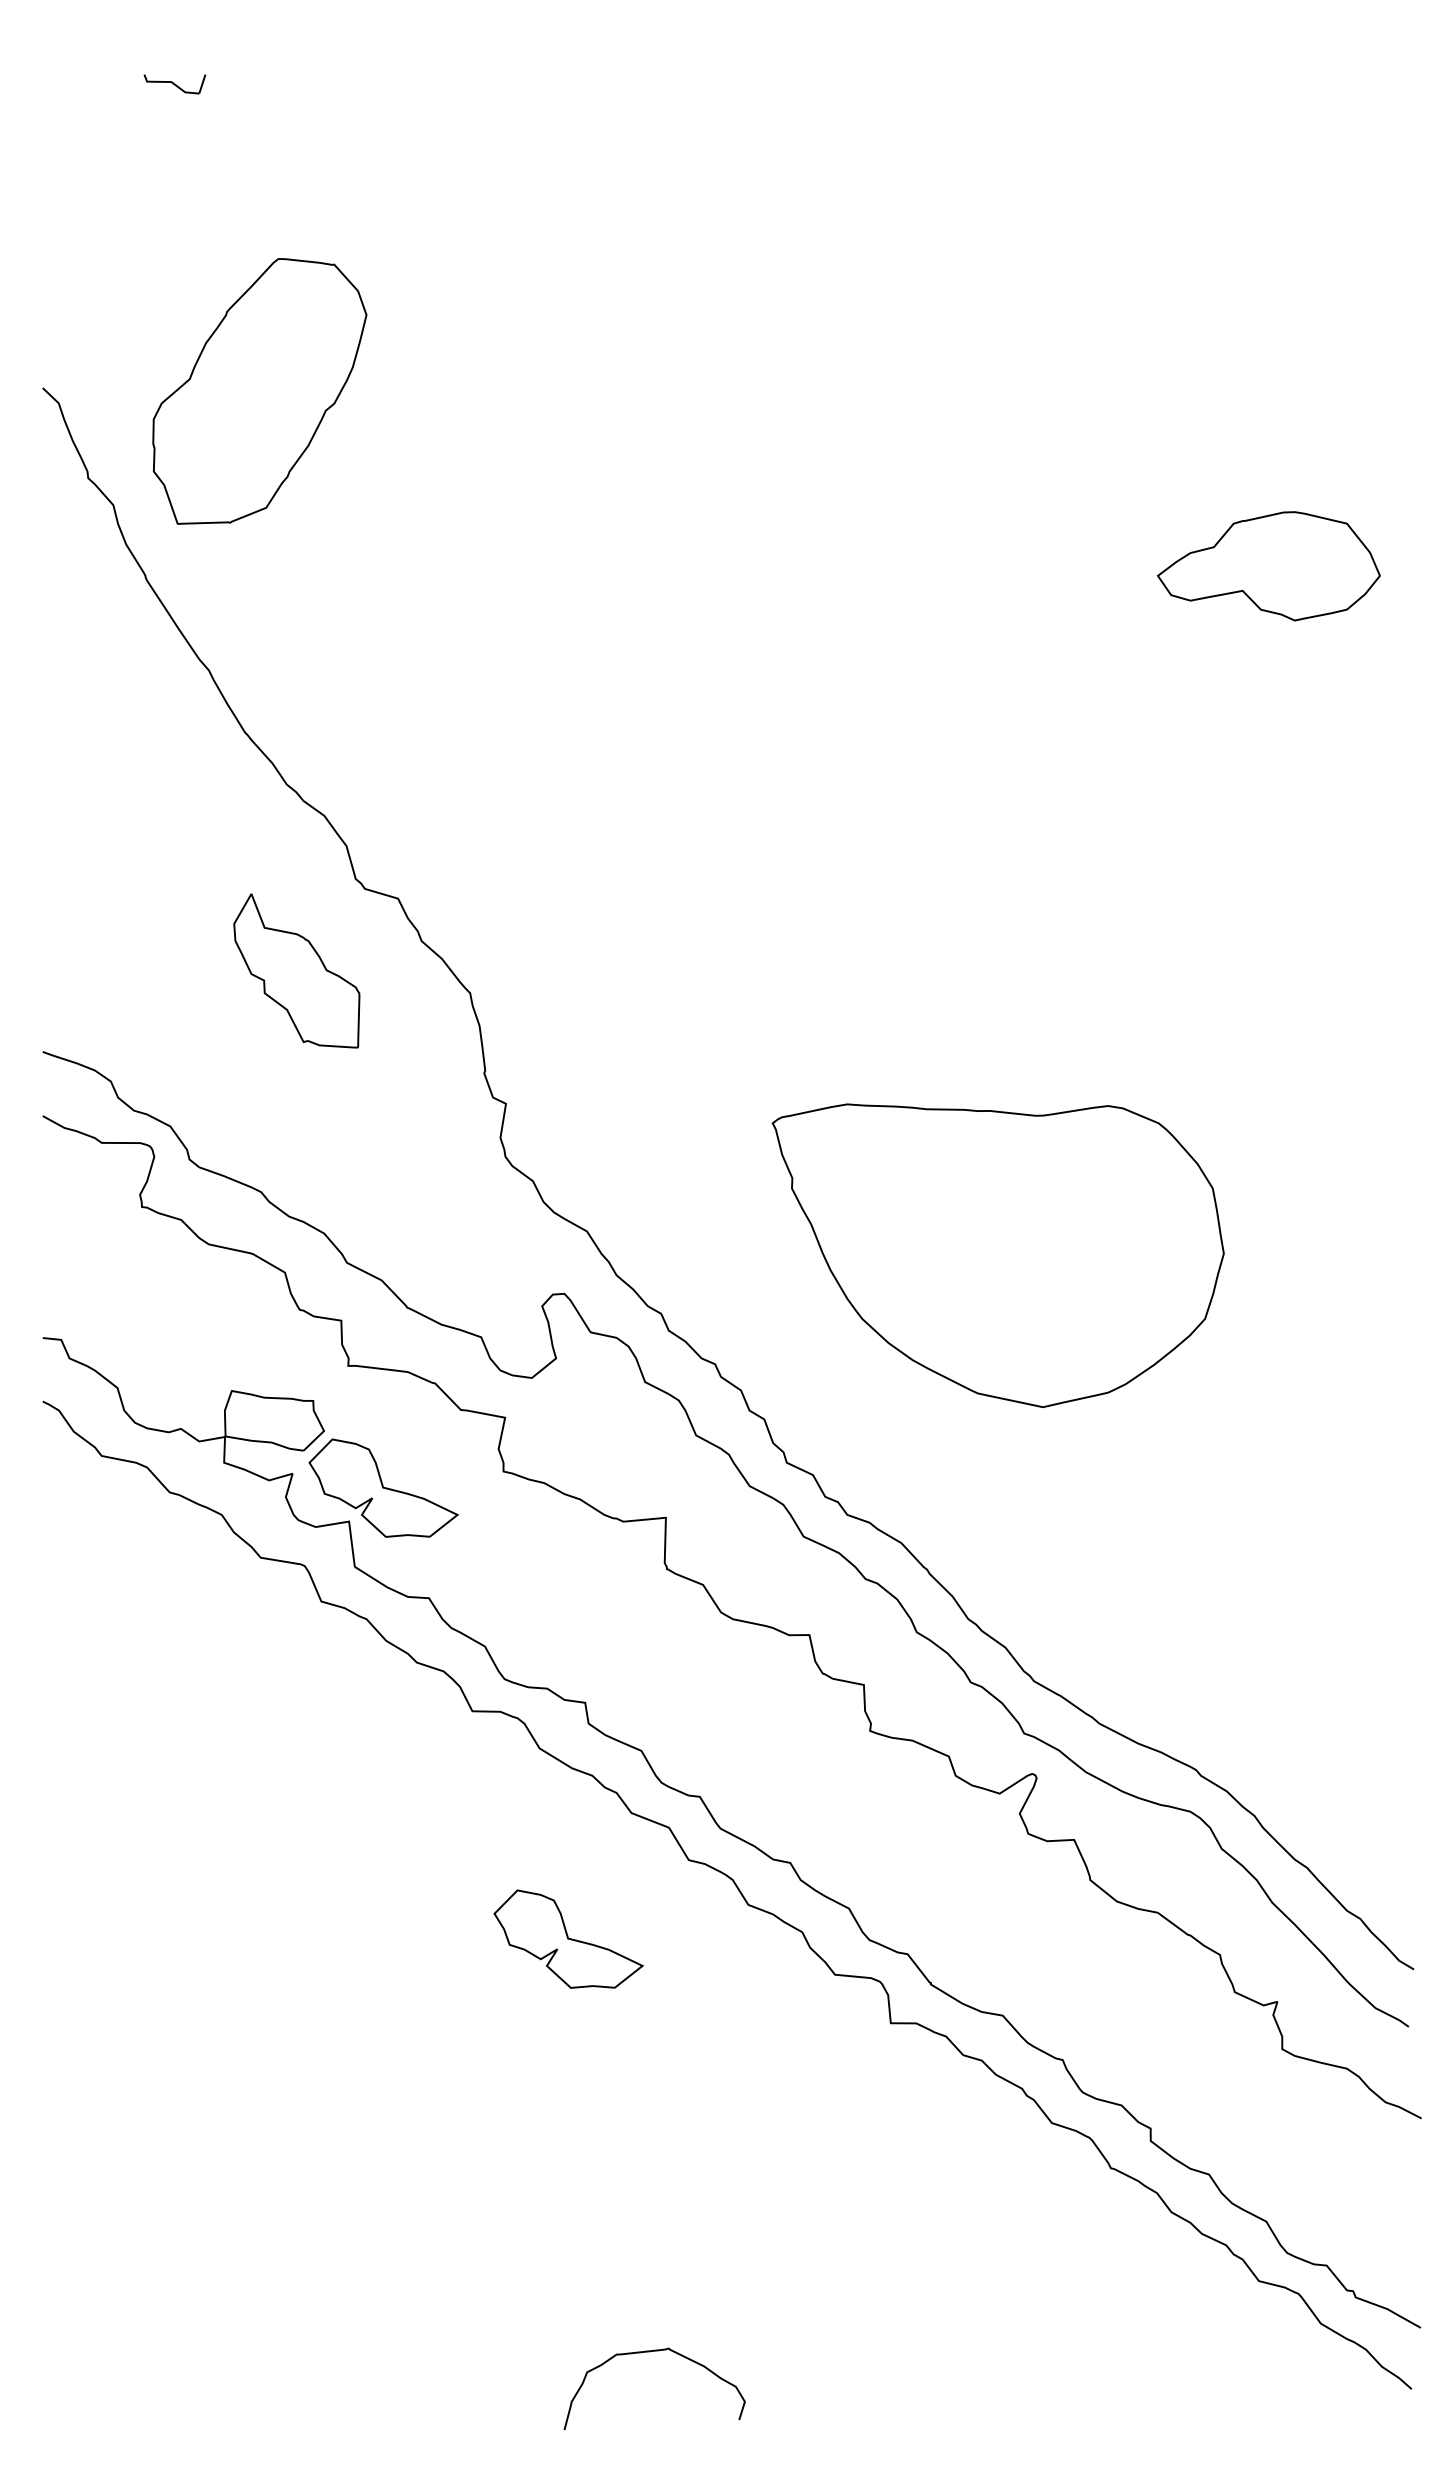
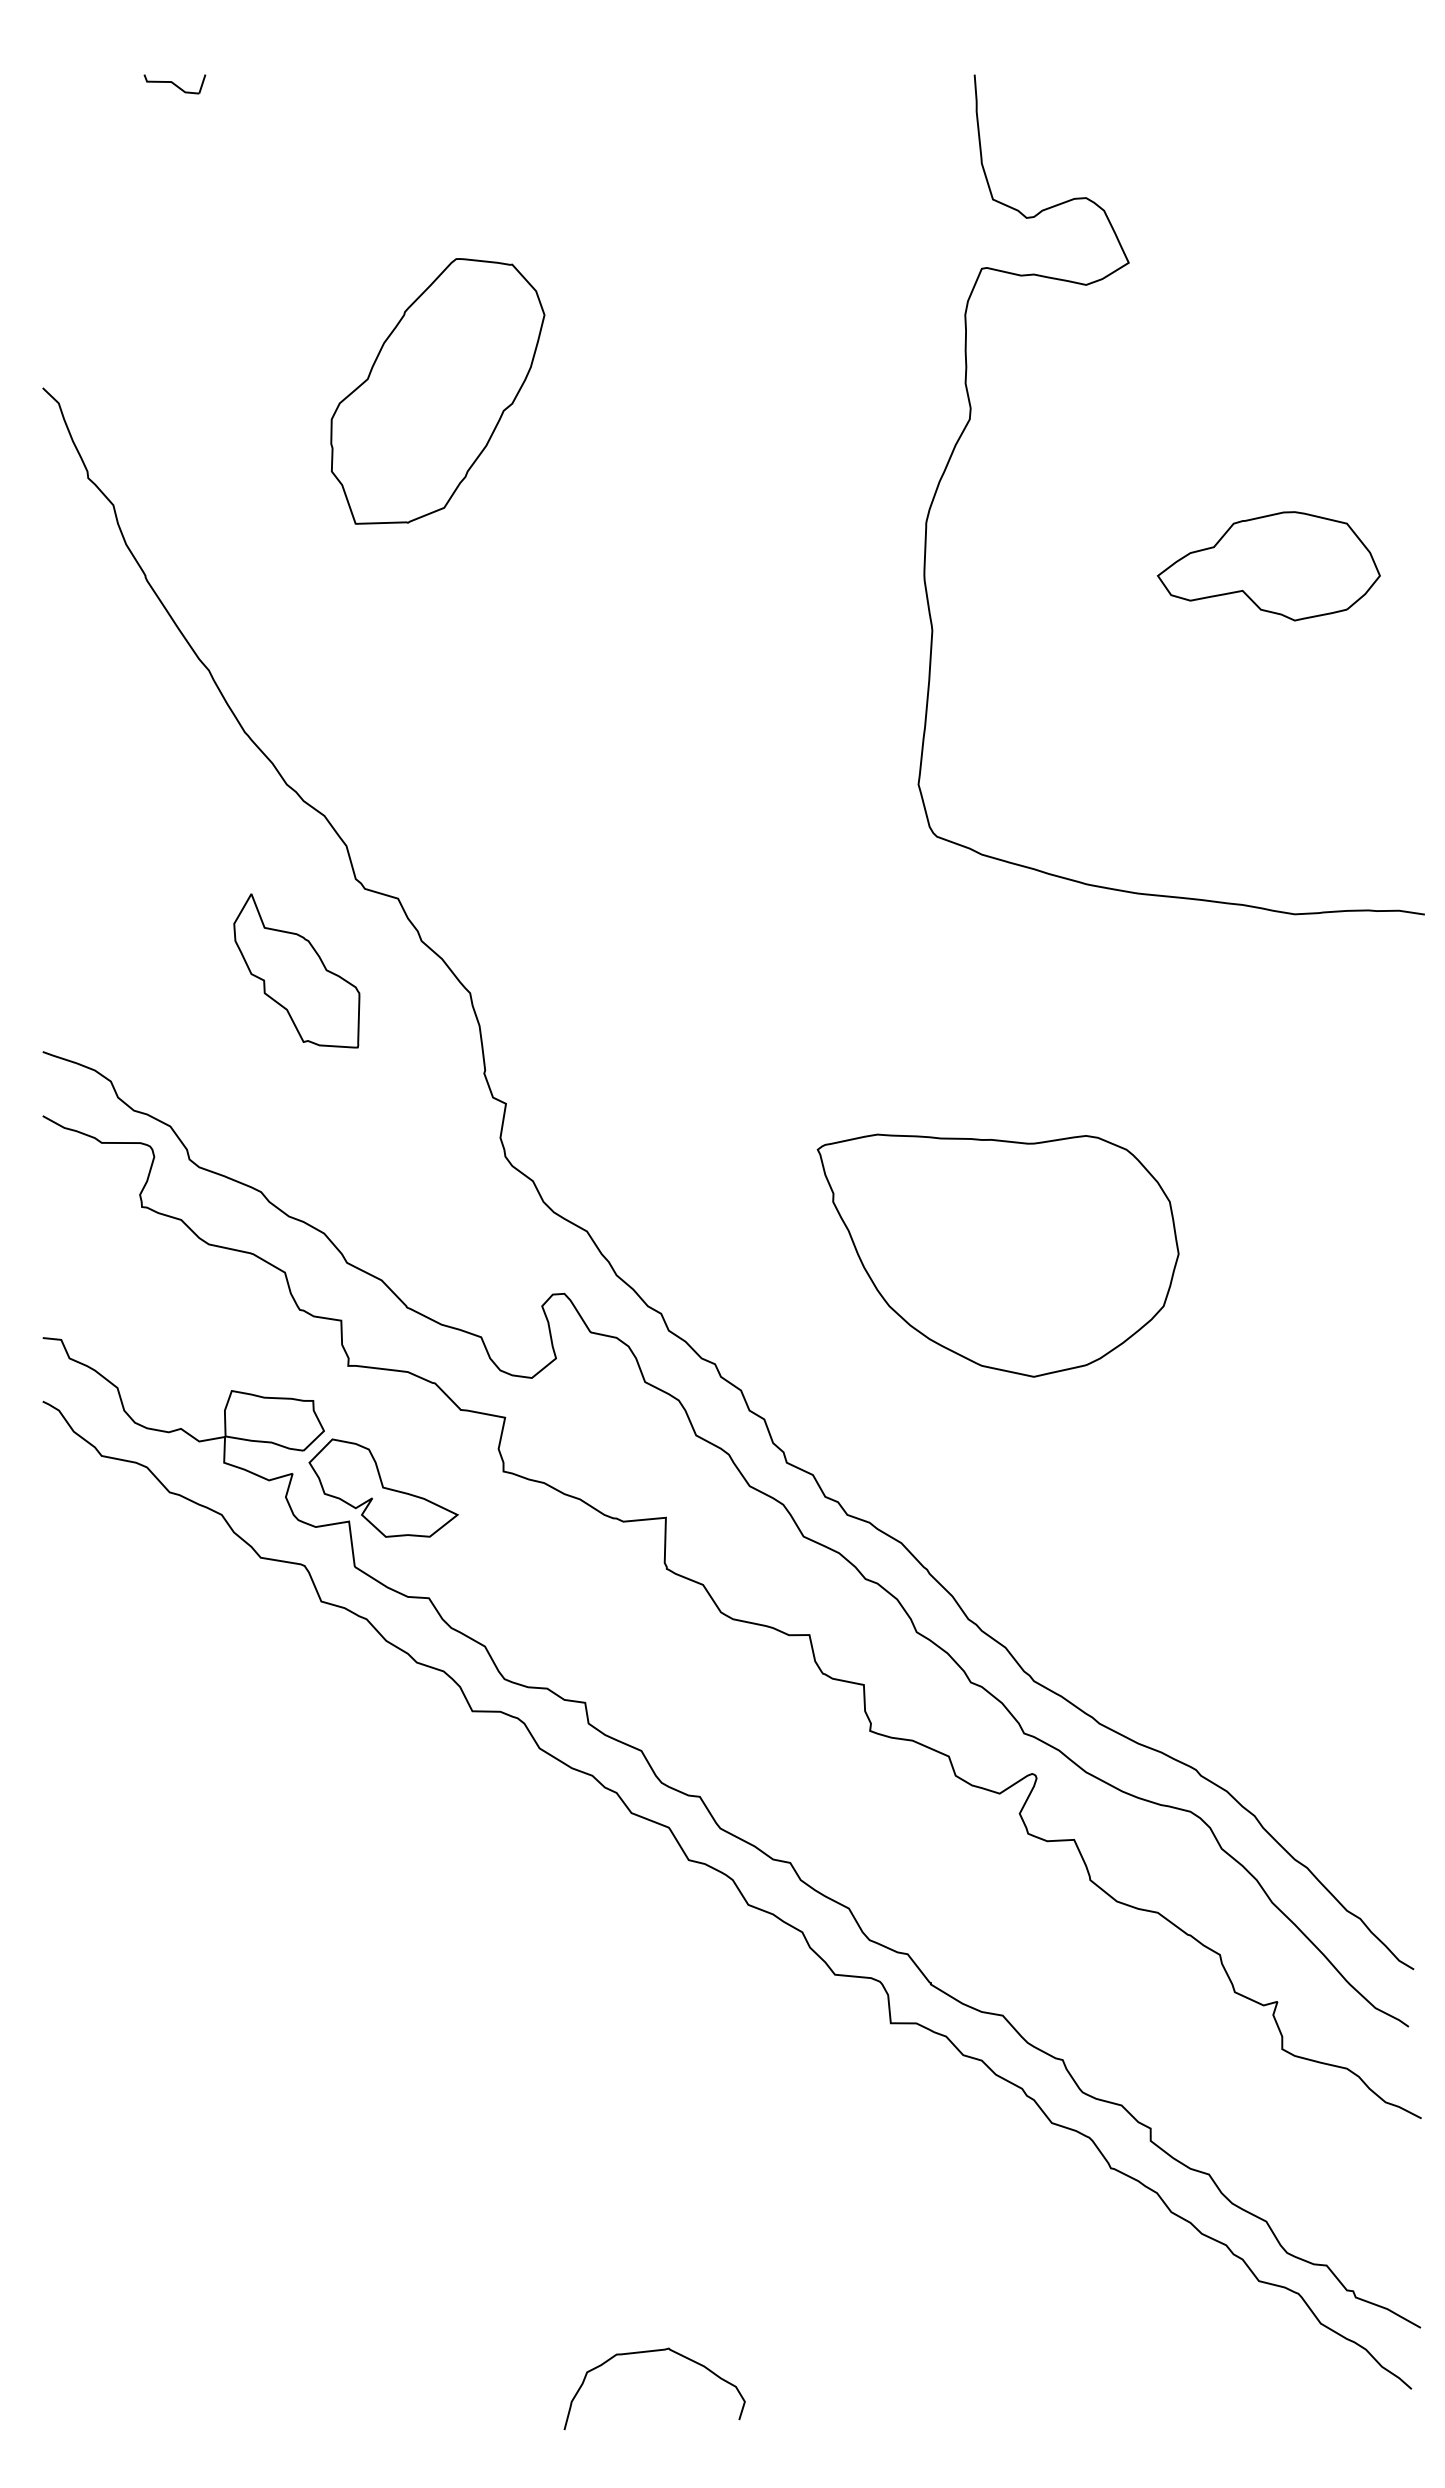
part position: (259, 391) -> (437, 391) (437, 391)
curve: none -> present (970, 420)
part size: 454x305 px -> 364x245 px (997, 1255)
part: present -> none (568, 1938)
